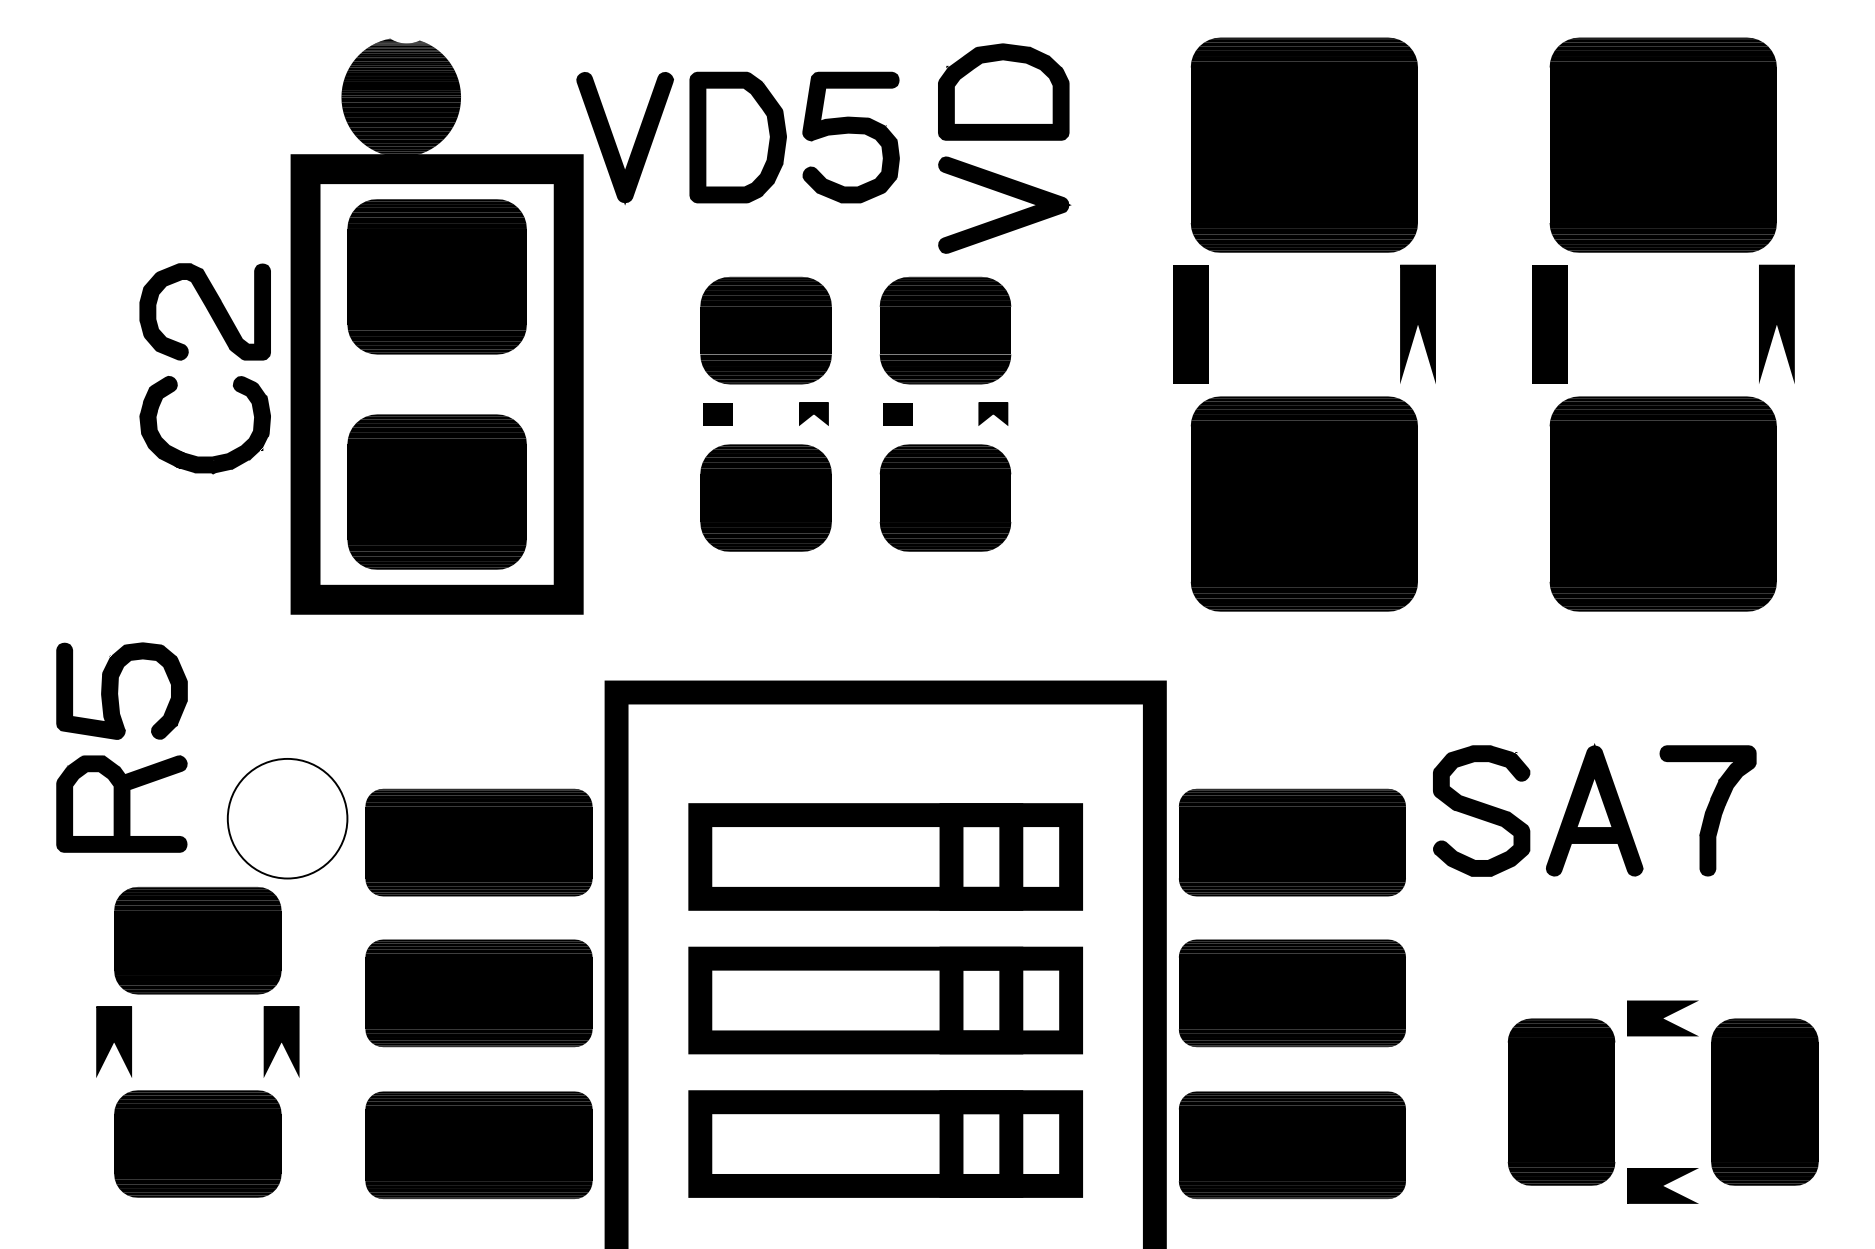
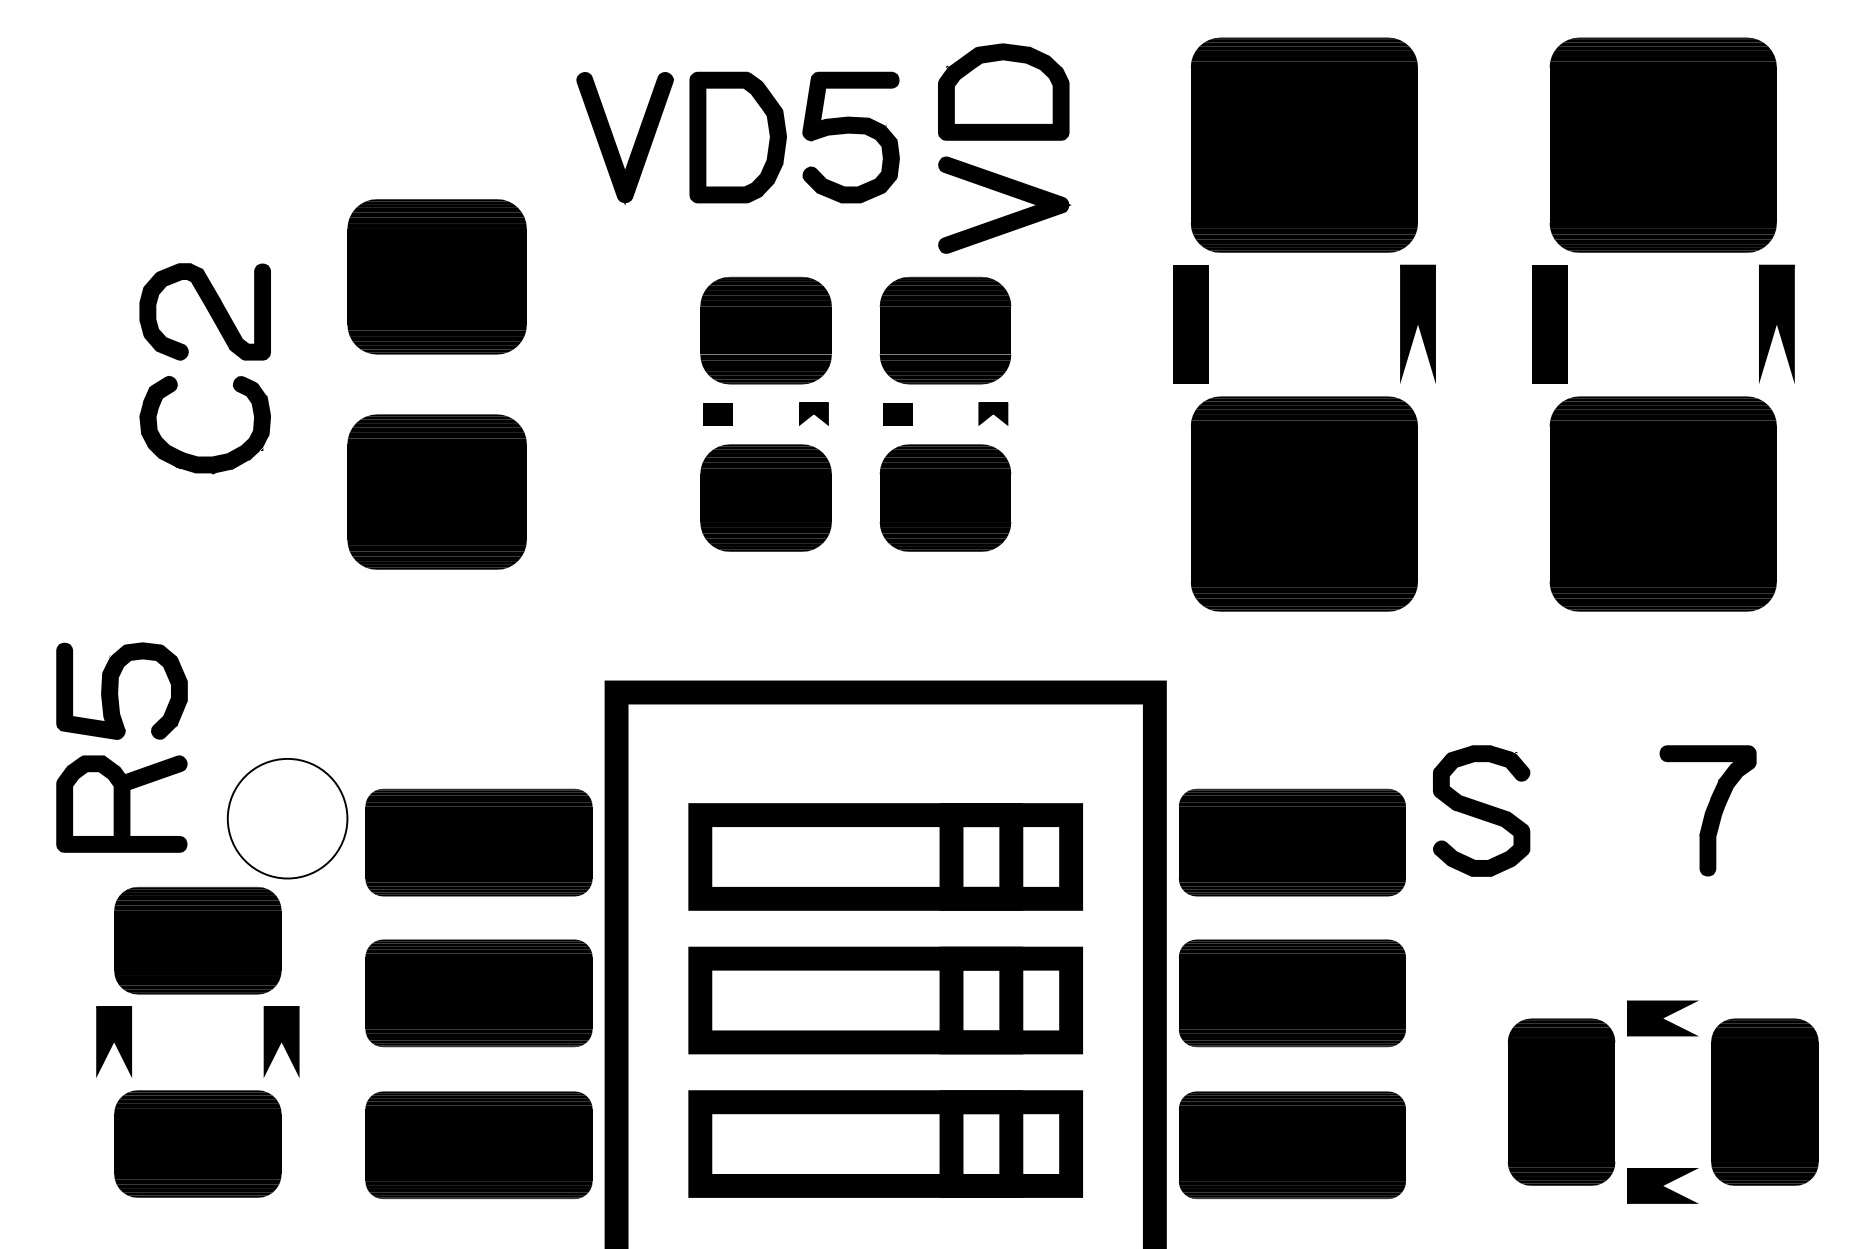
part: present -> none (436, 326)
part: present -> none (1594, 809)
